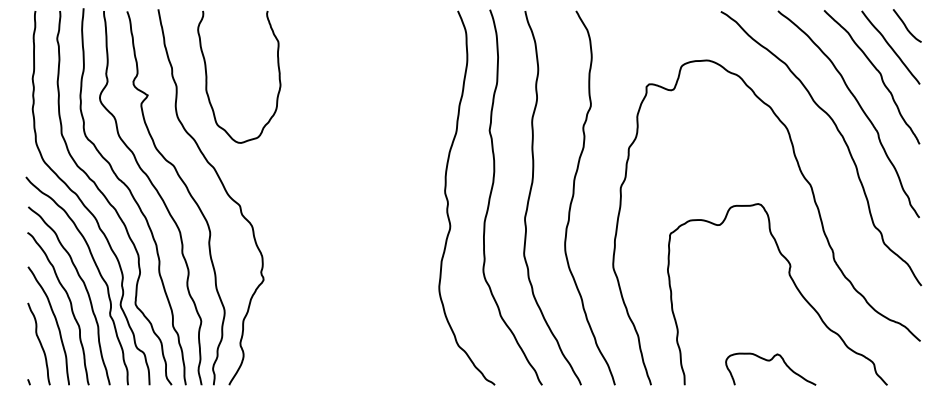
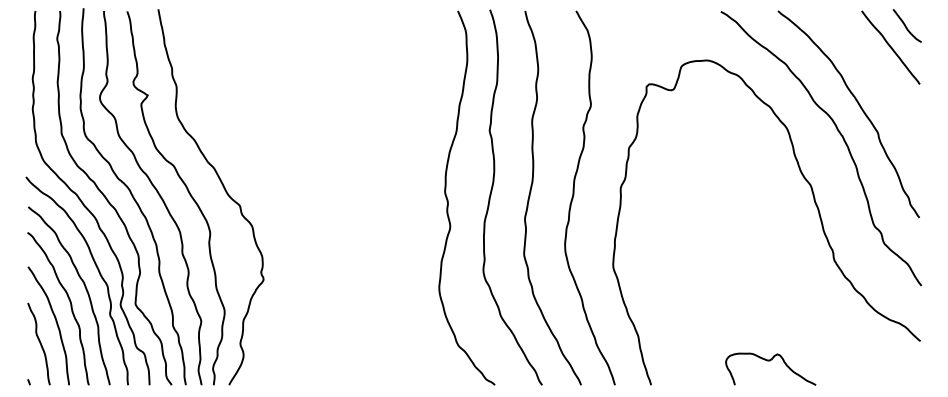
curve: present -> none (877, 71)
curve: present -> none (207, 76)
curve: present -> none (792, 282)
